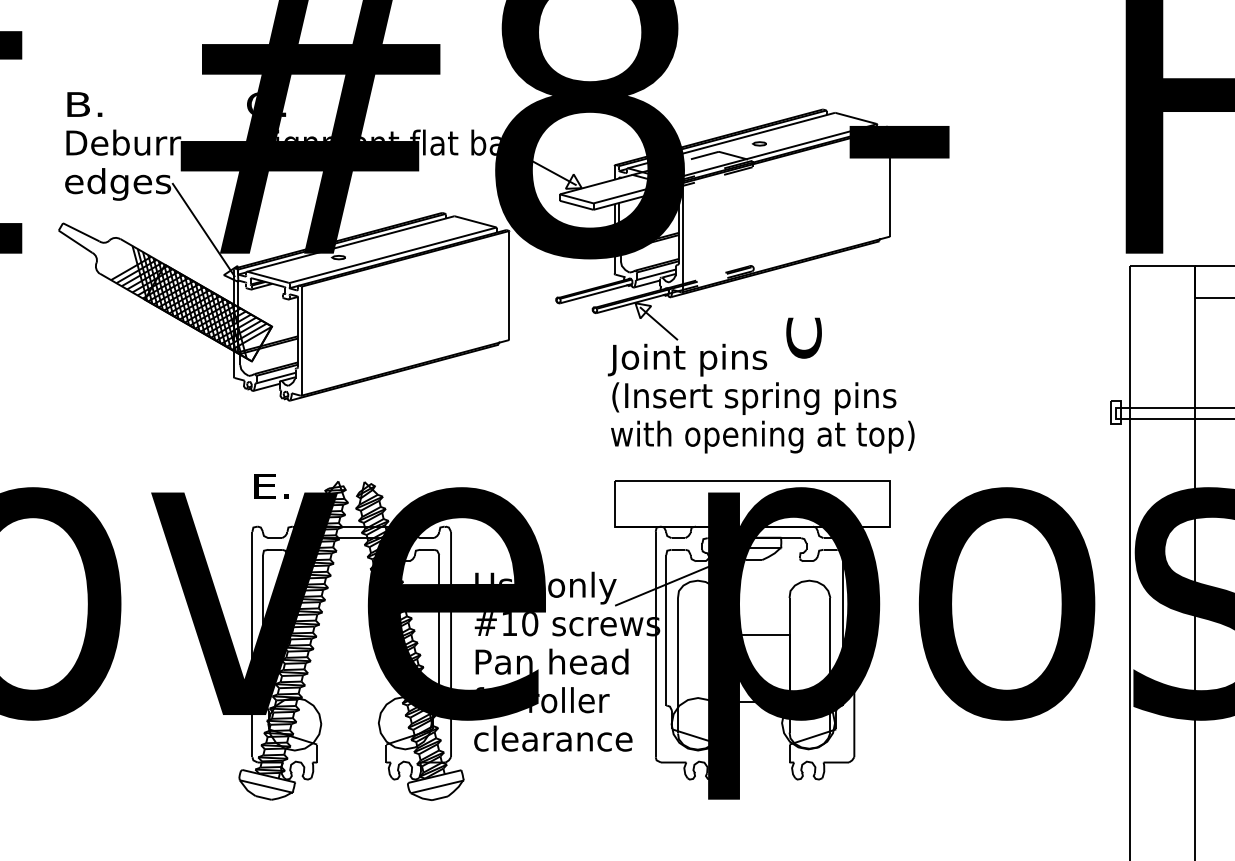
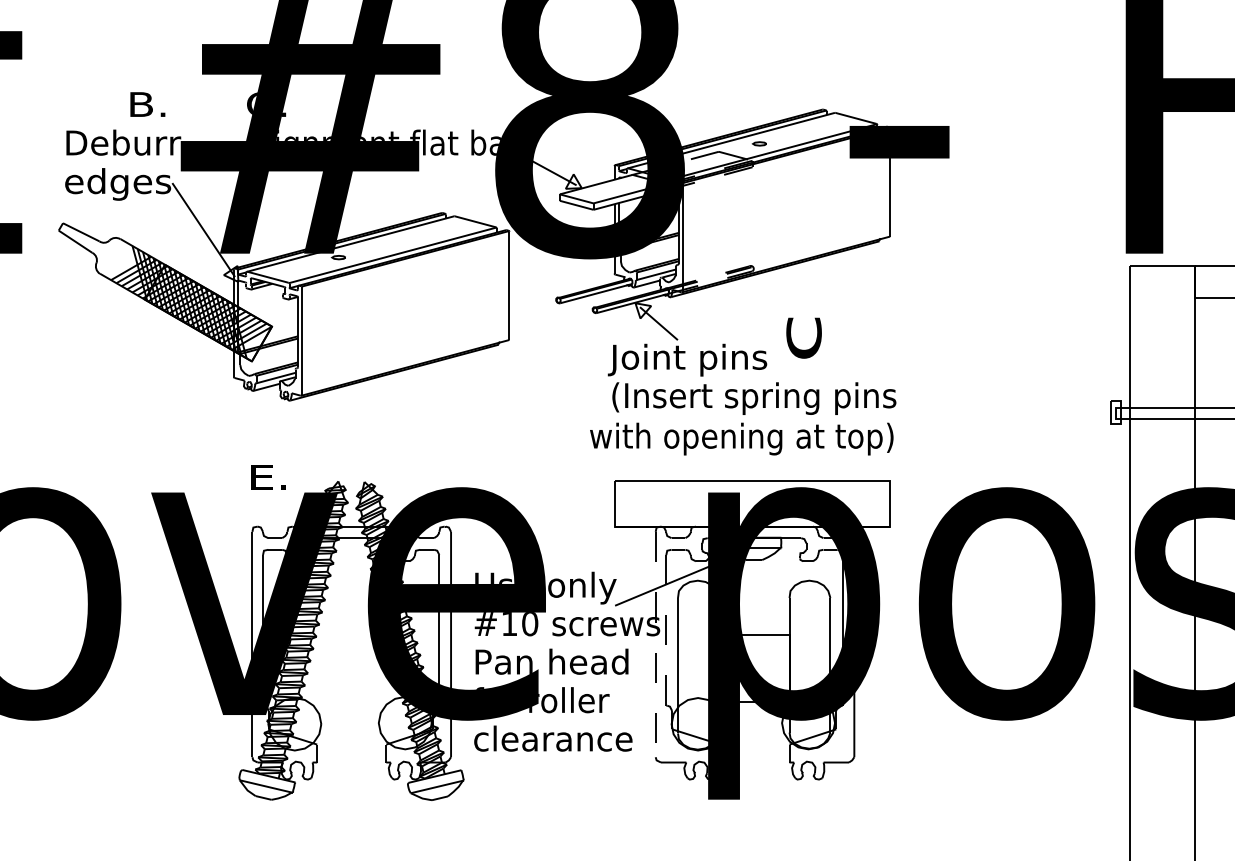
text position: (84, 104) -> (147, 104) (147, 104)
text position: (762, 436) -> (741, 438) (741, 438)
text position: (271, 486) -> (268, 477) (268, 477)
line: solid -> dashed (666, 629)
line: solid -> dashed (655, 644)
